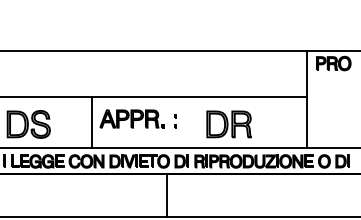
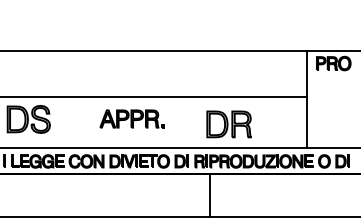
line: present -> none (175, 118)
line: present -> none (91, 122)
part position: (28, 124) -> (28, 119) (28, 119)
line position: (167, 195) -> (210, 195) (210, 195)
